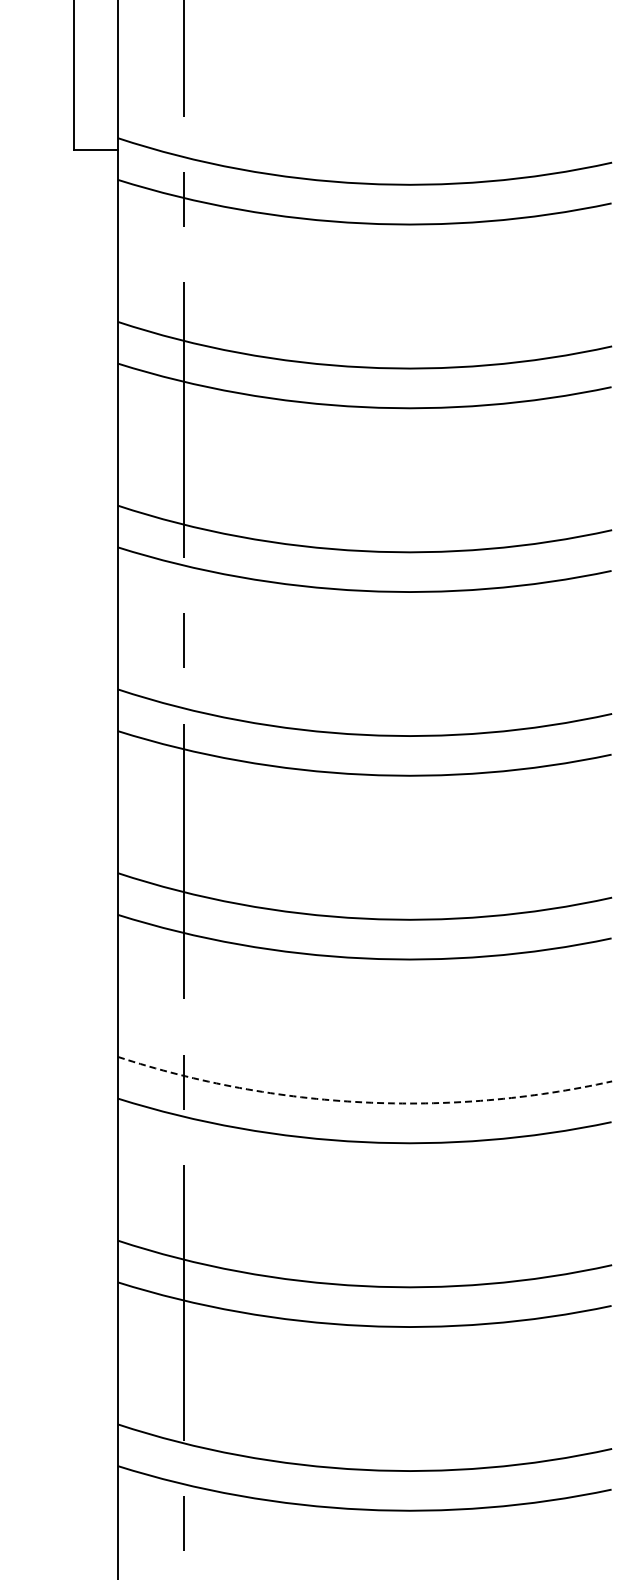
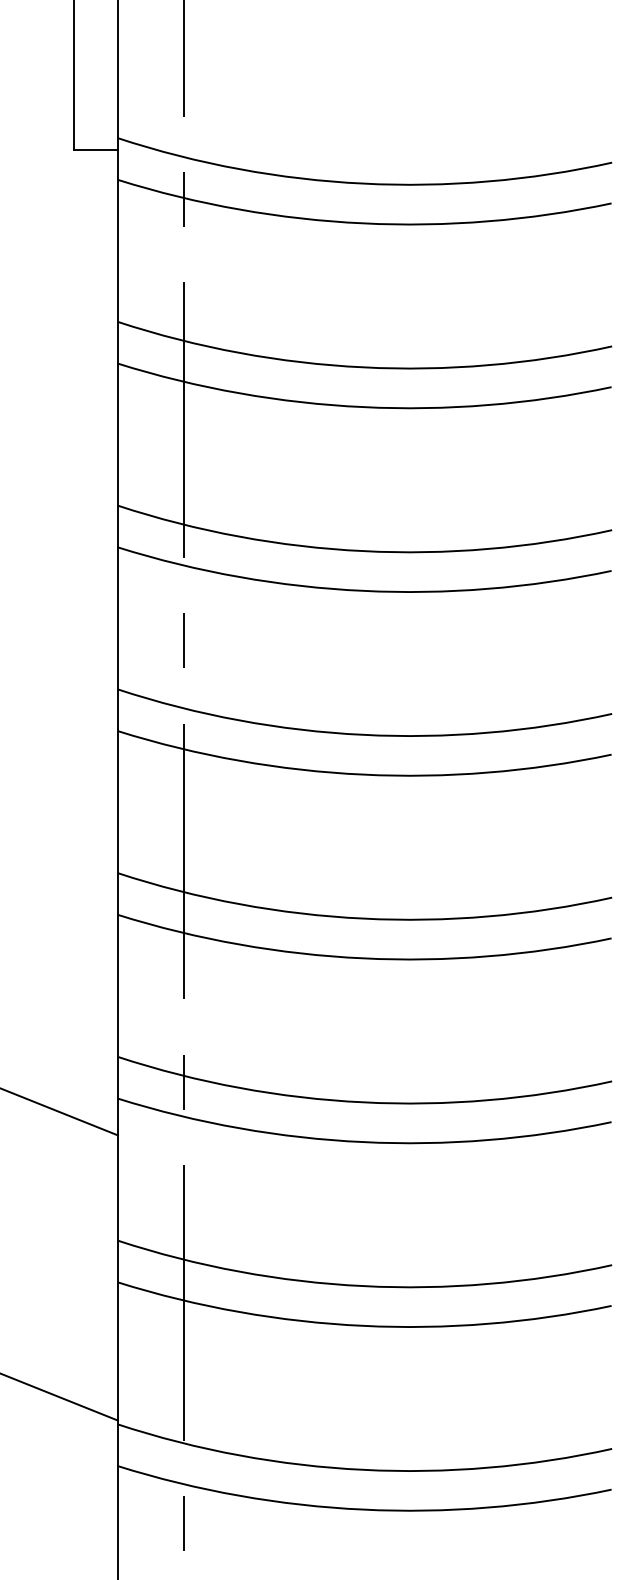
arc: dashed -> solid (363, 1102)
line: none -> present (59, 1112)
line: none -> present (59, 1397)
